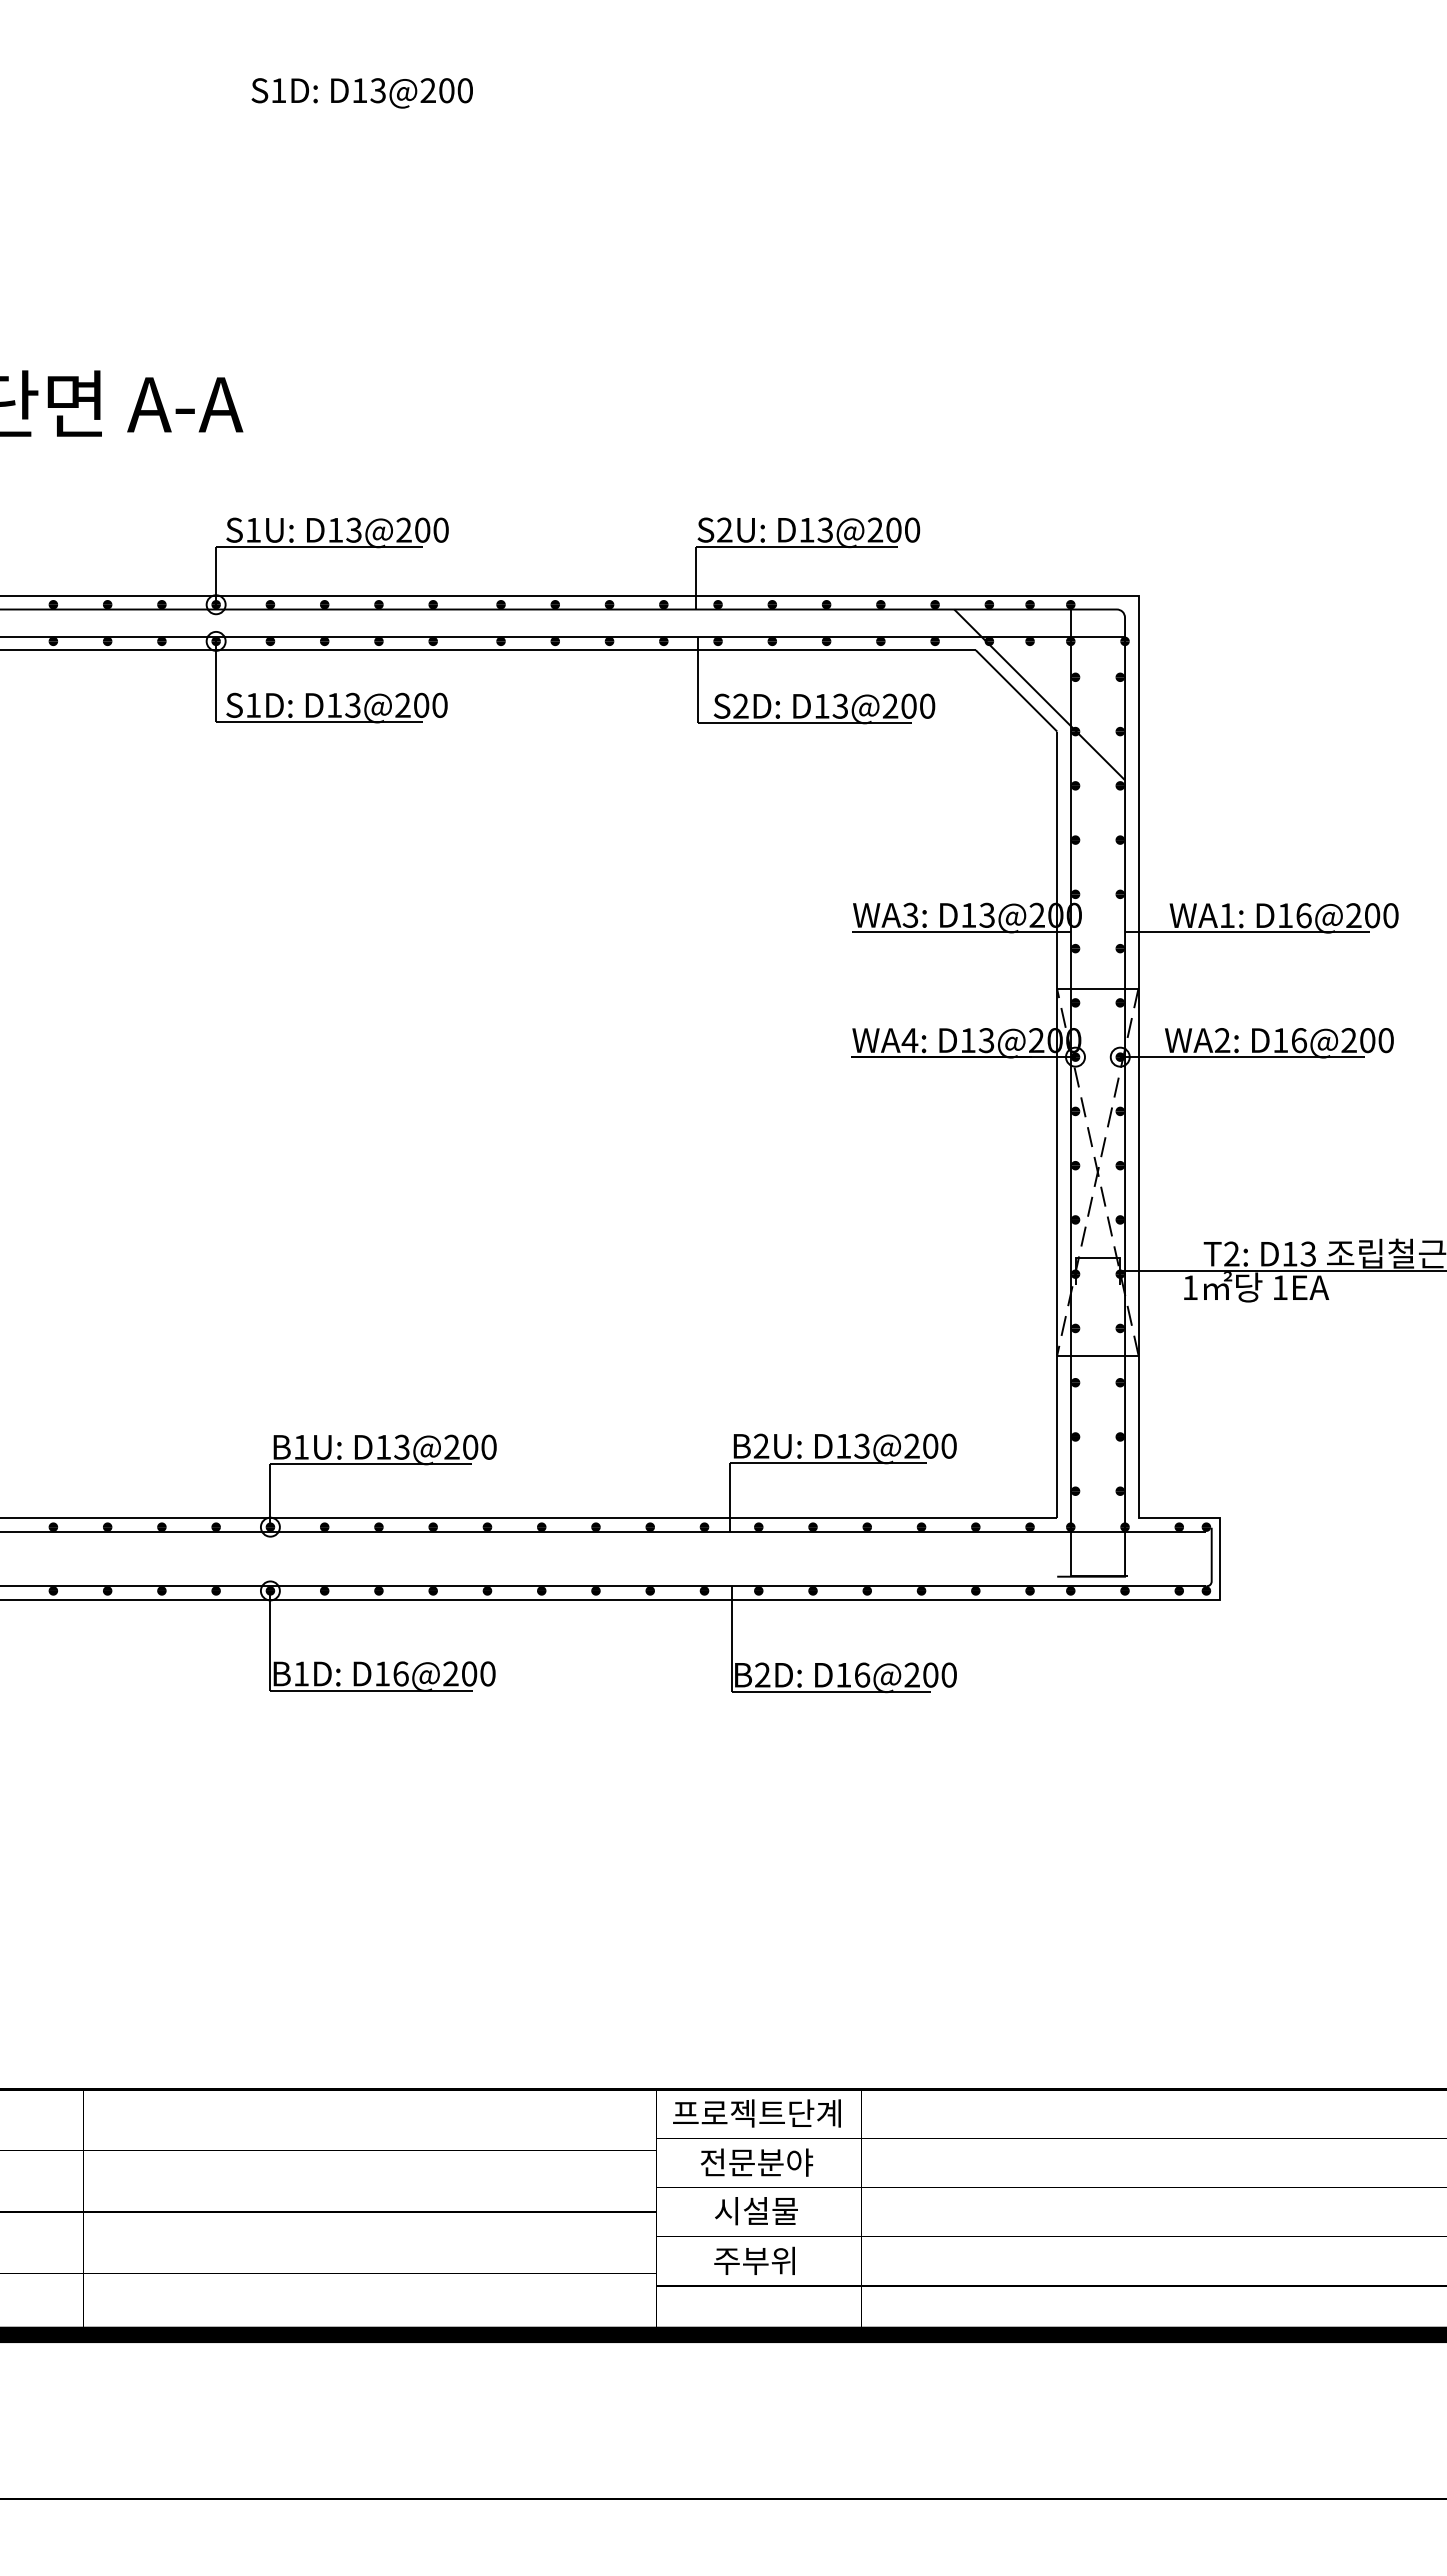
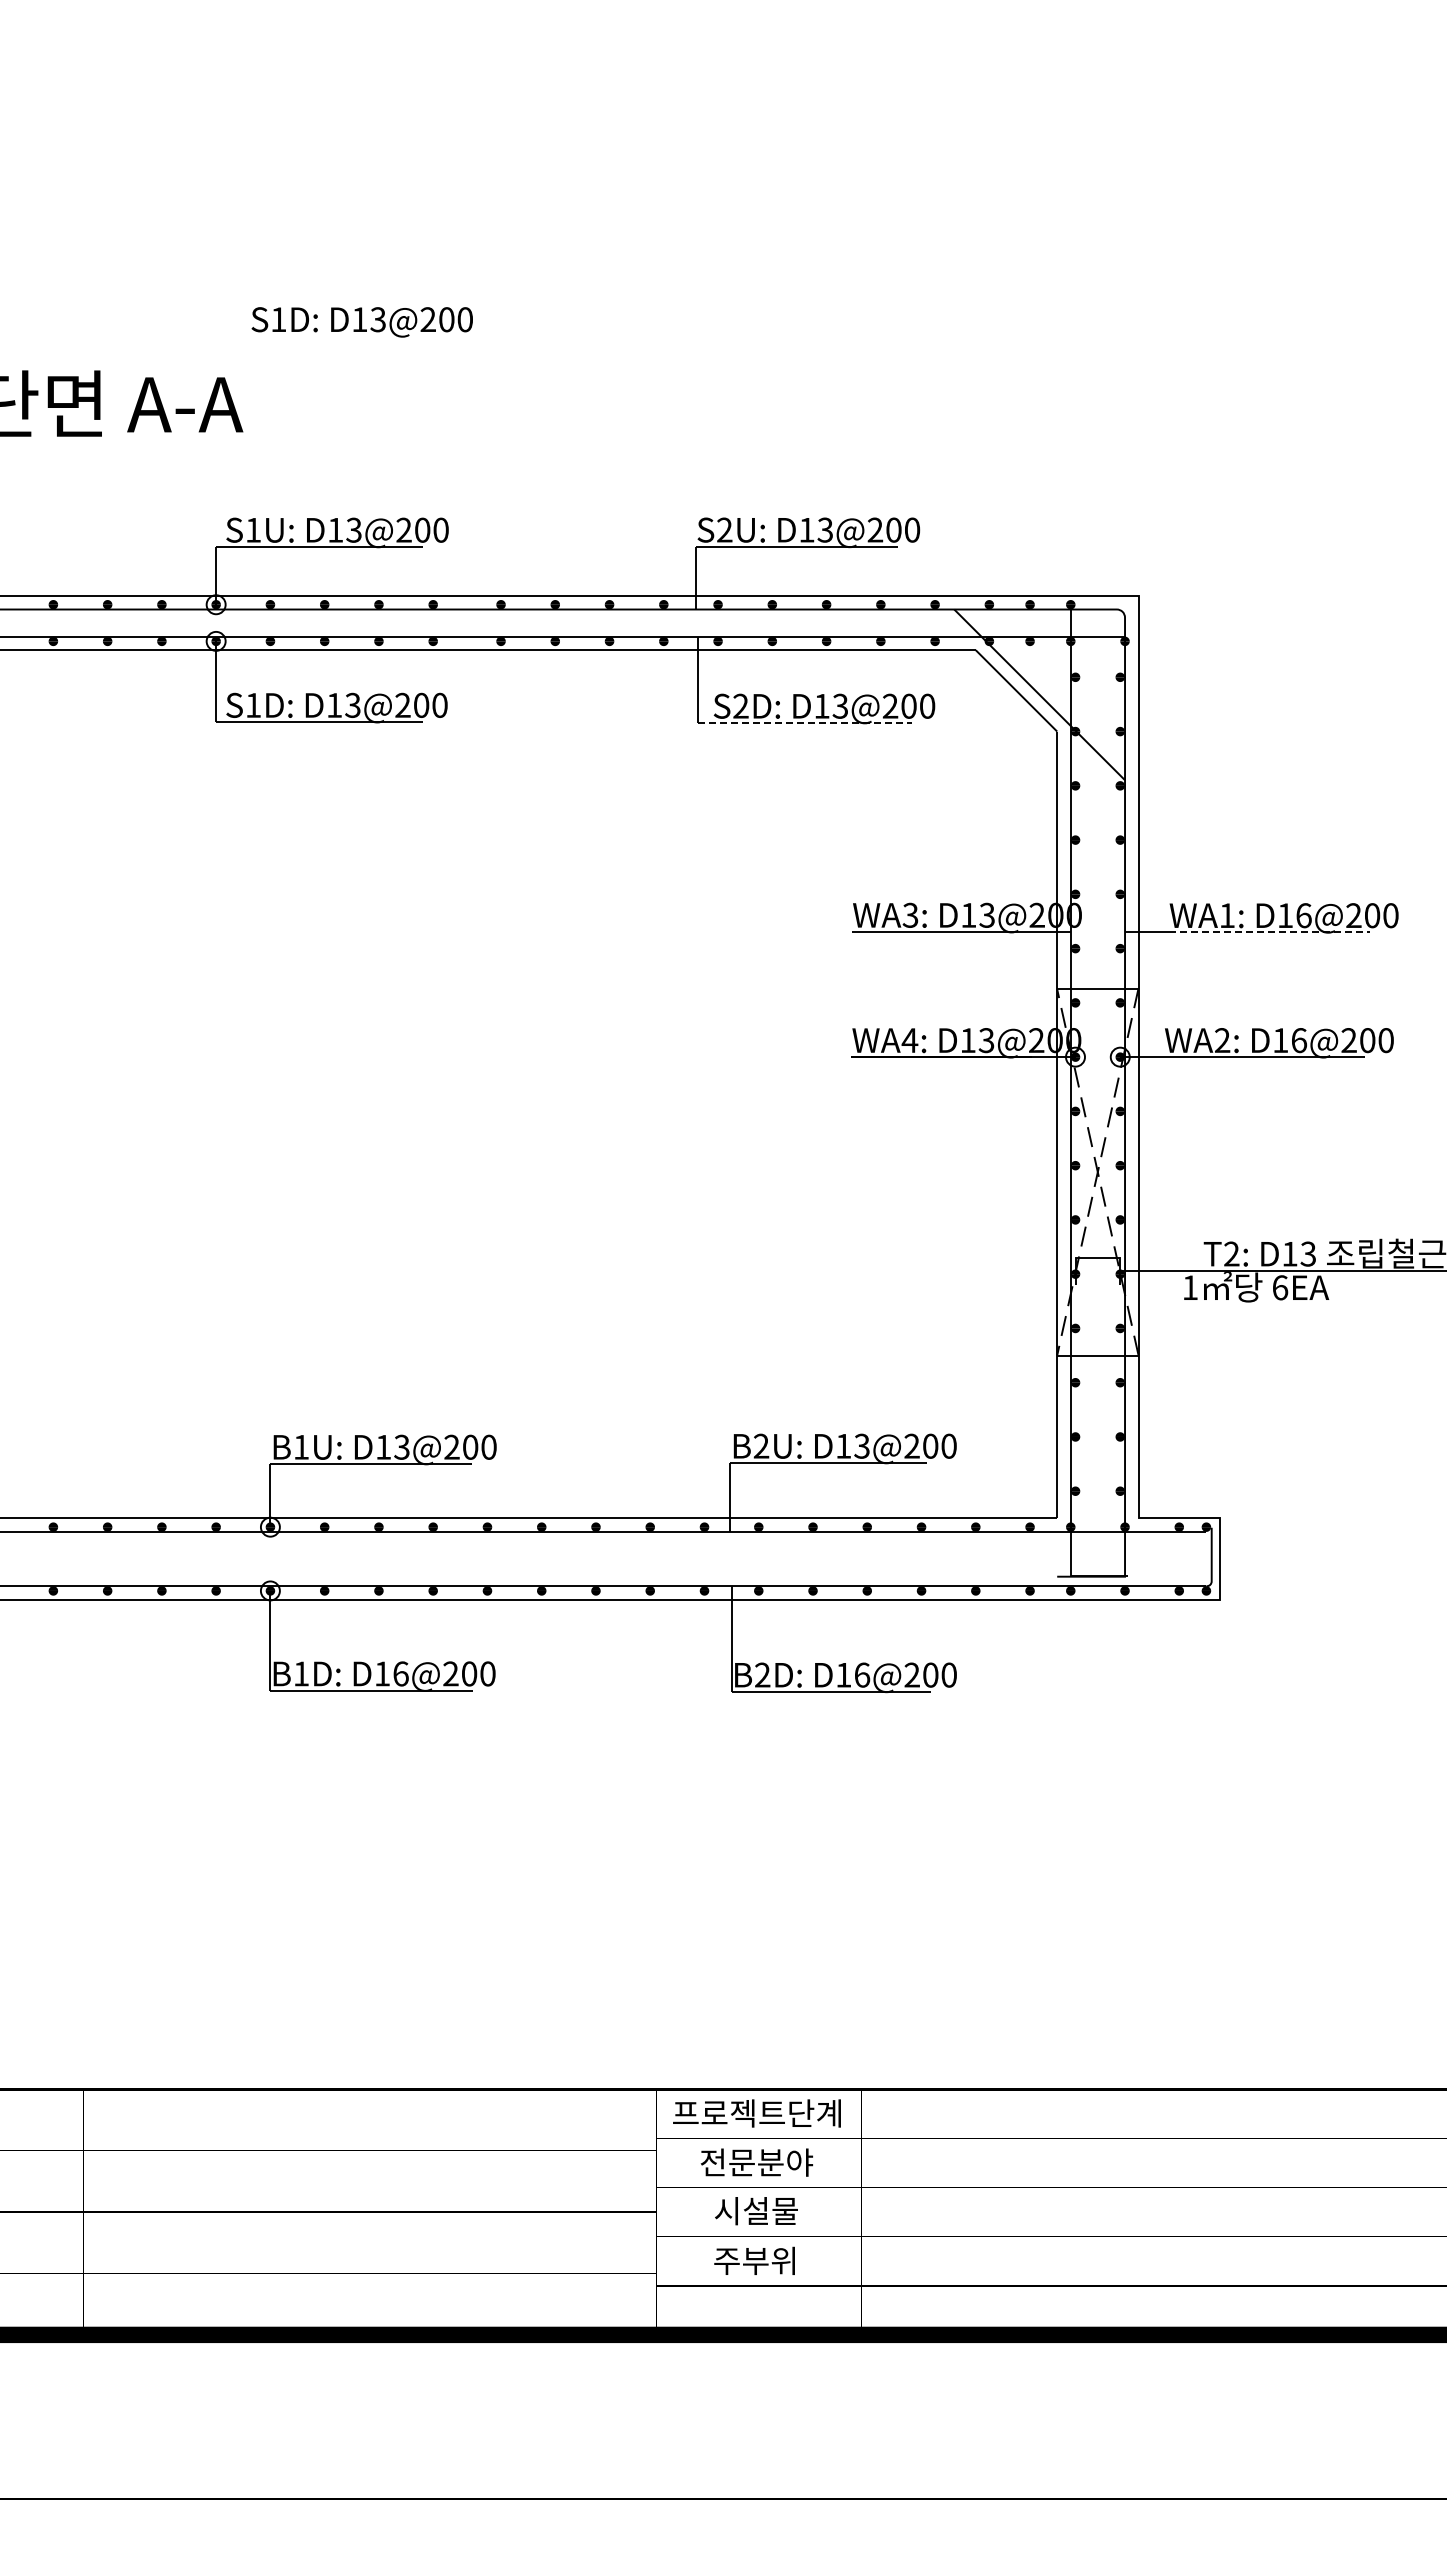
text position: (361, 93) -> (361, 322) (361, 322)
line: solid -> dashed (805, 722)
line: solid -> dashed (1269, 932)
text: 1EA -> 6EA (1280, 1287)
